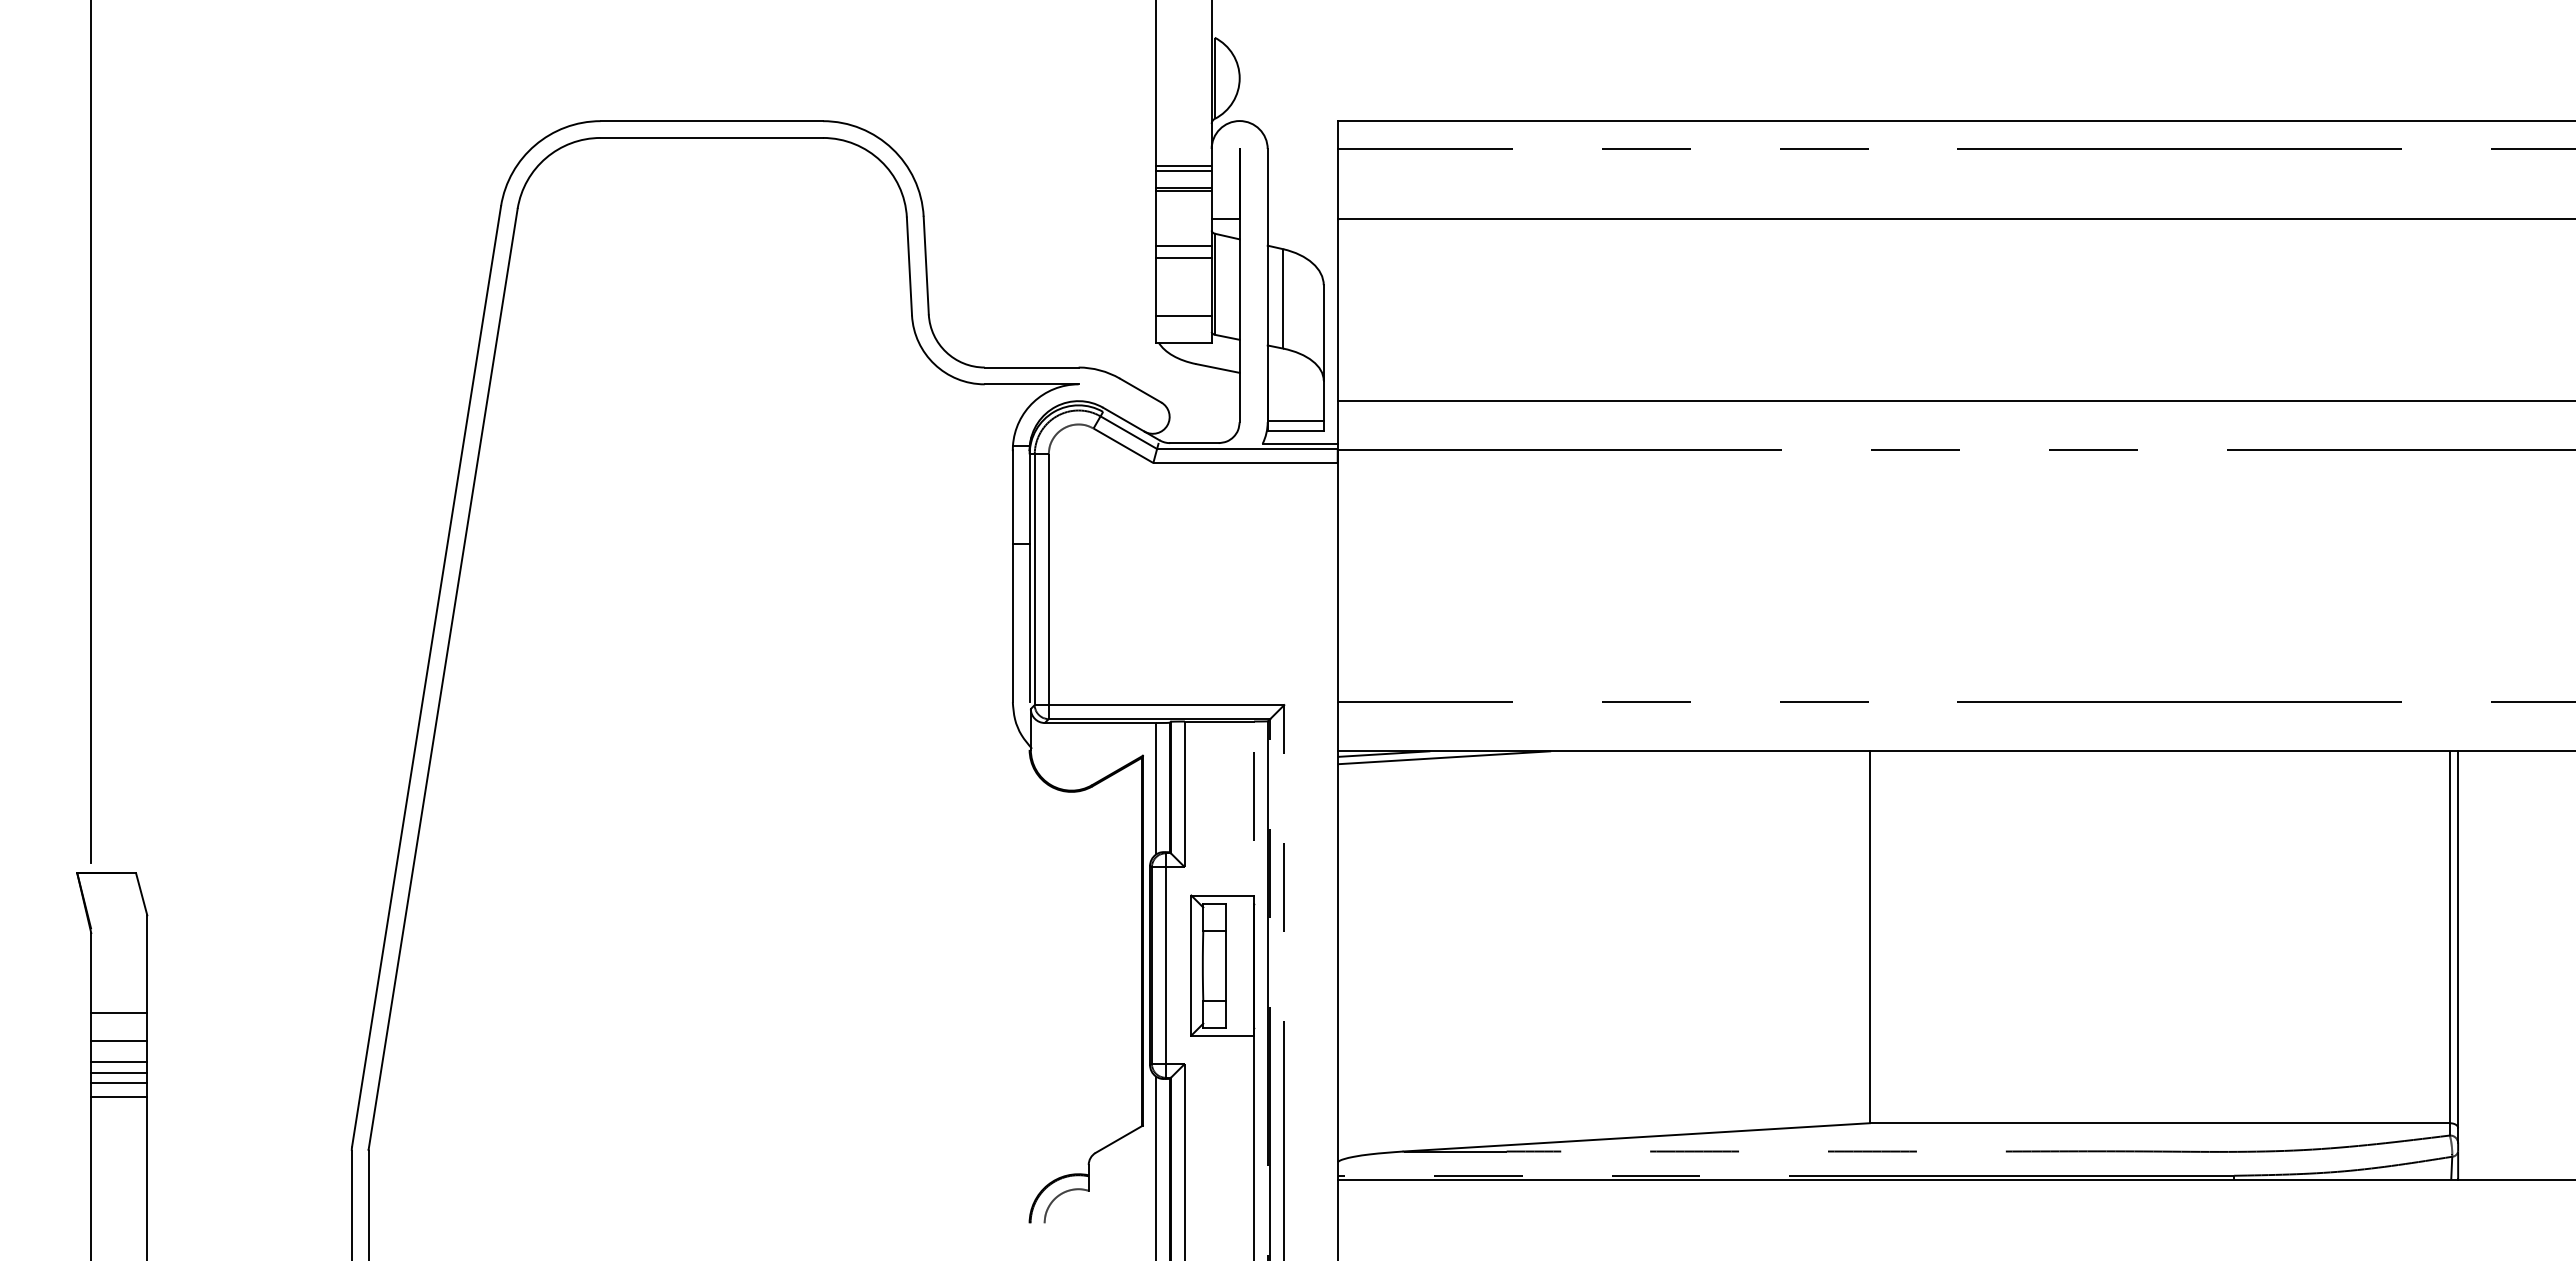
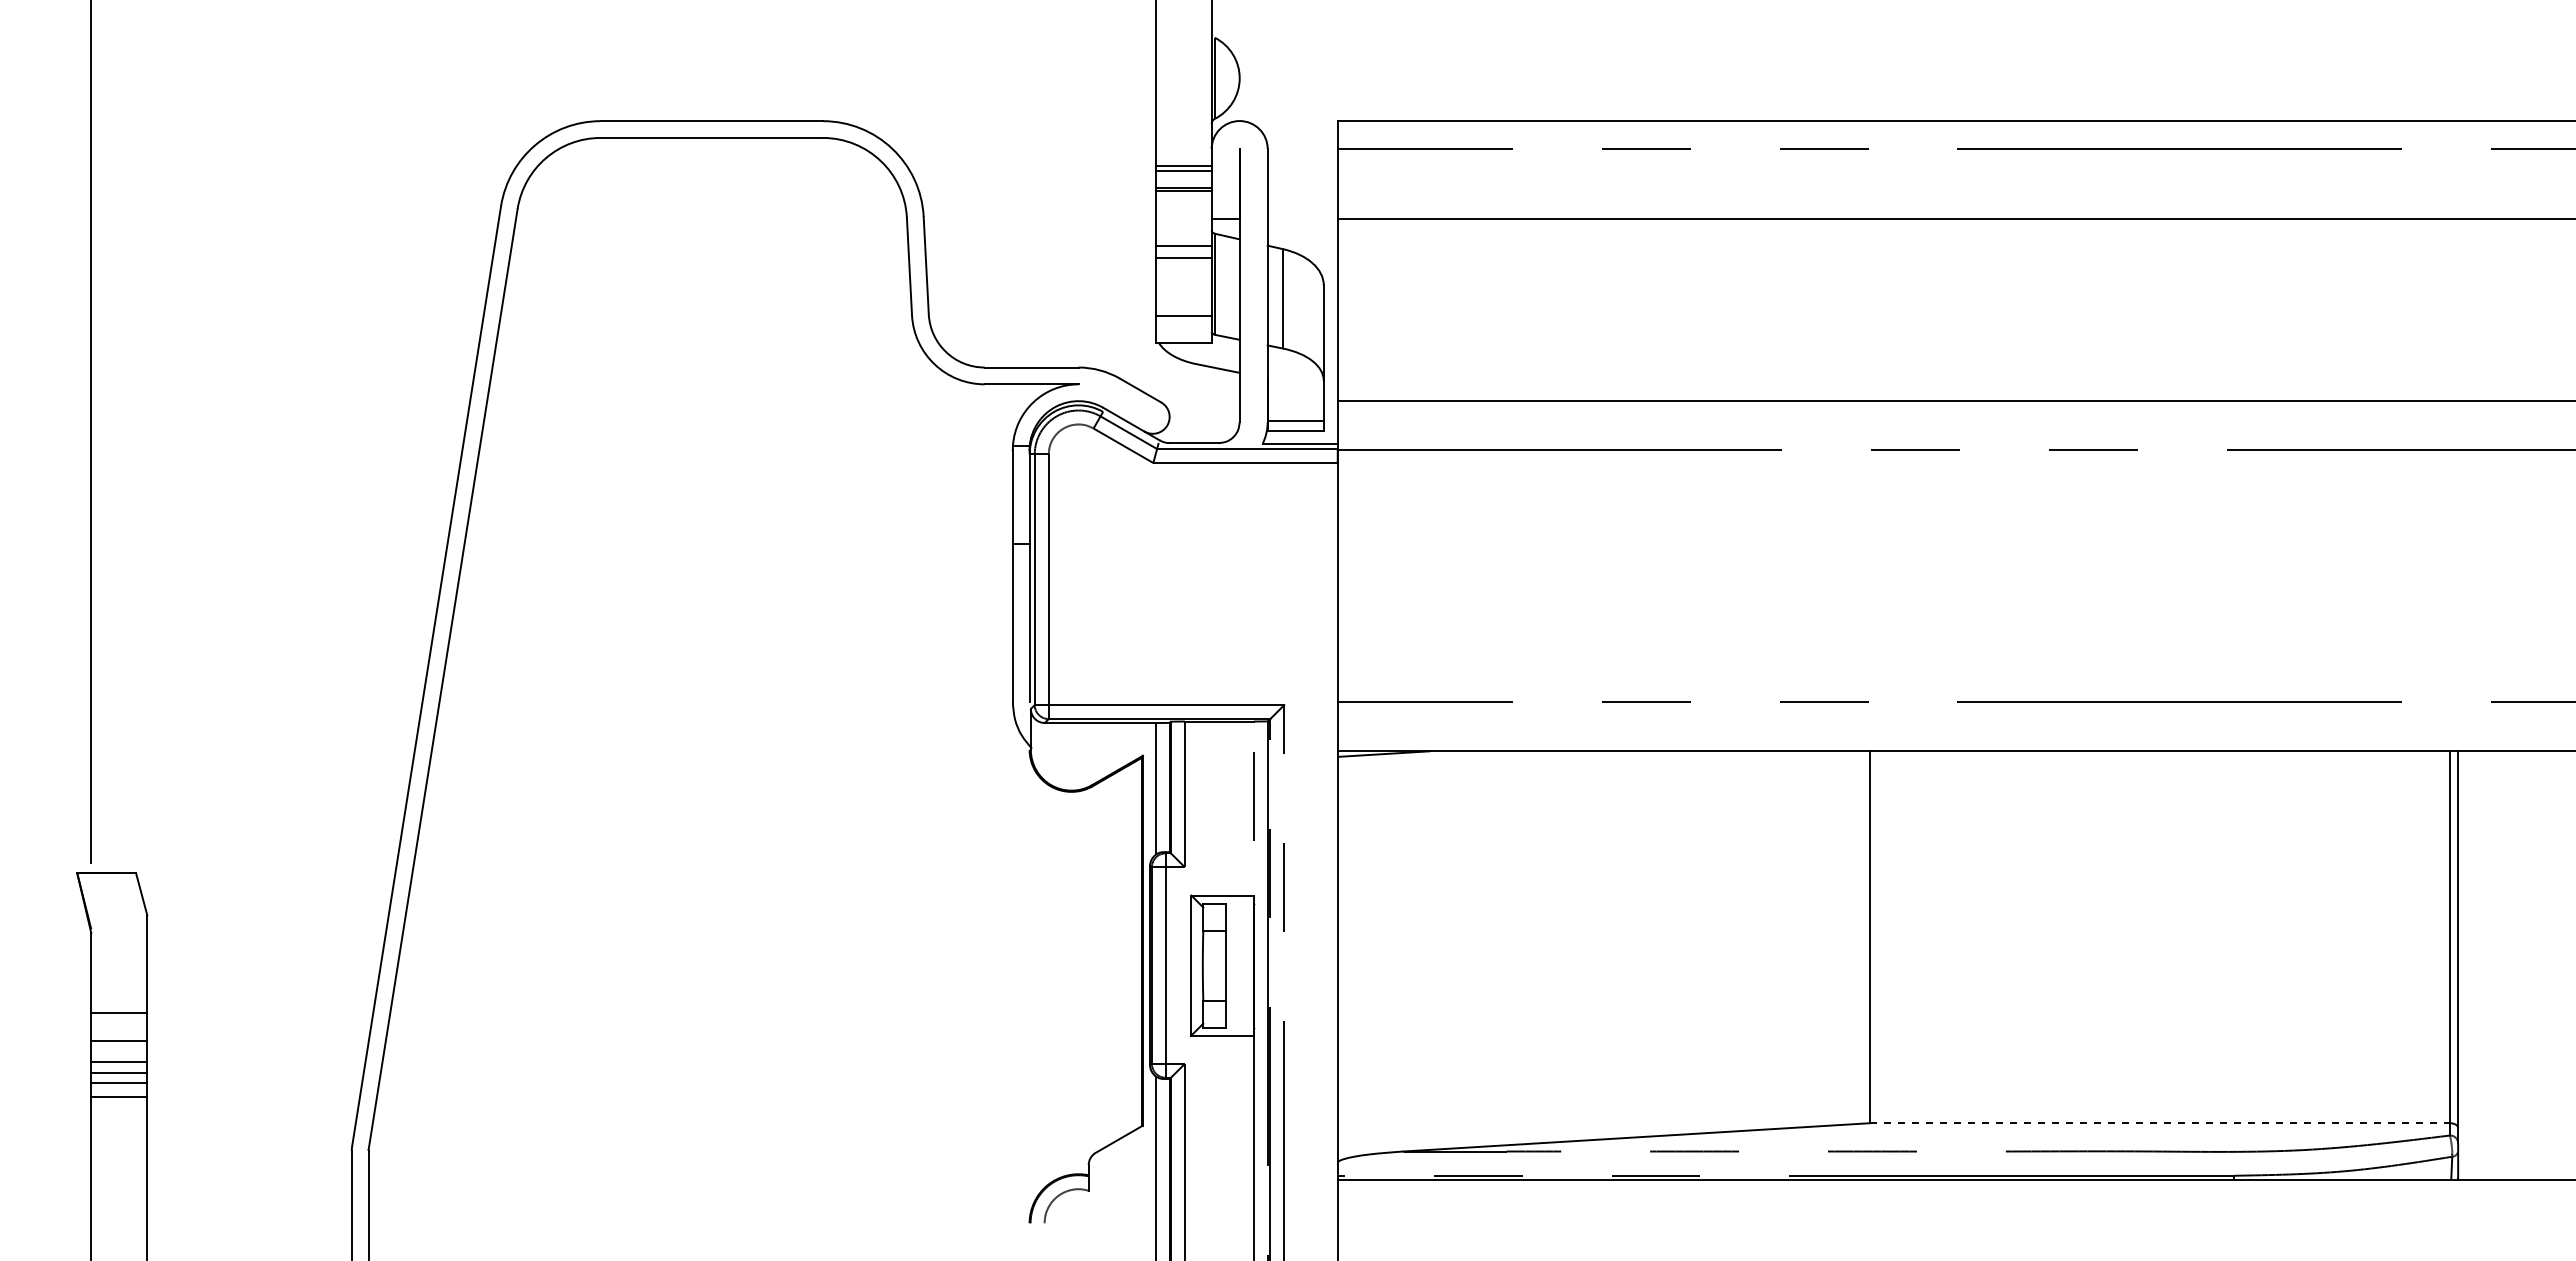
line: present -> none (1444, 757)
line: solid -> dashed (2159, 1123)
